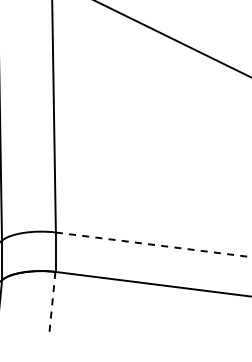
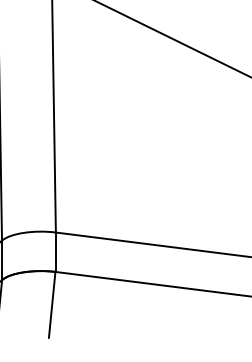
line: dashed -> solid (153, 244)
line: dashed -> solid (52, 305)
